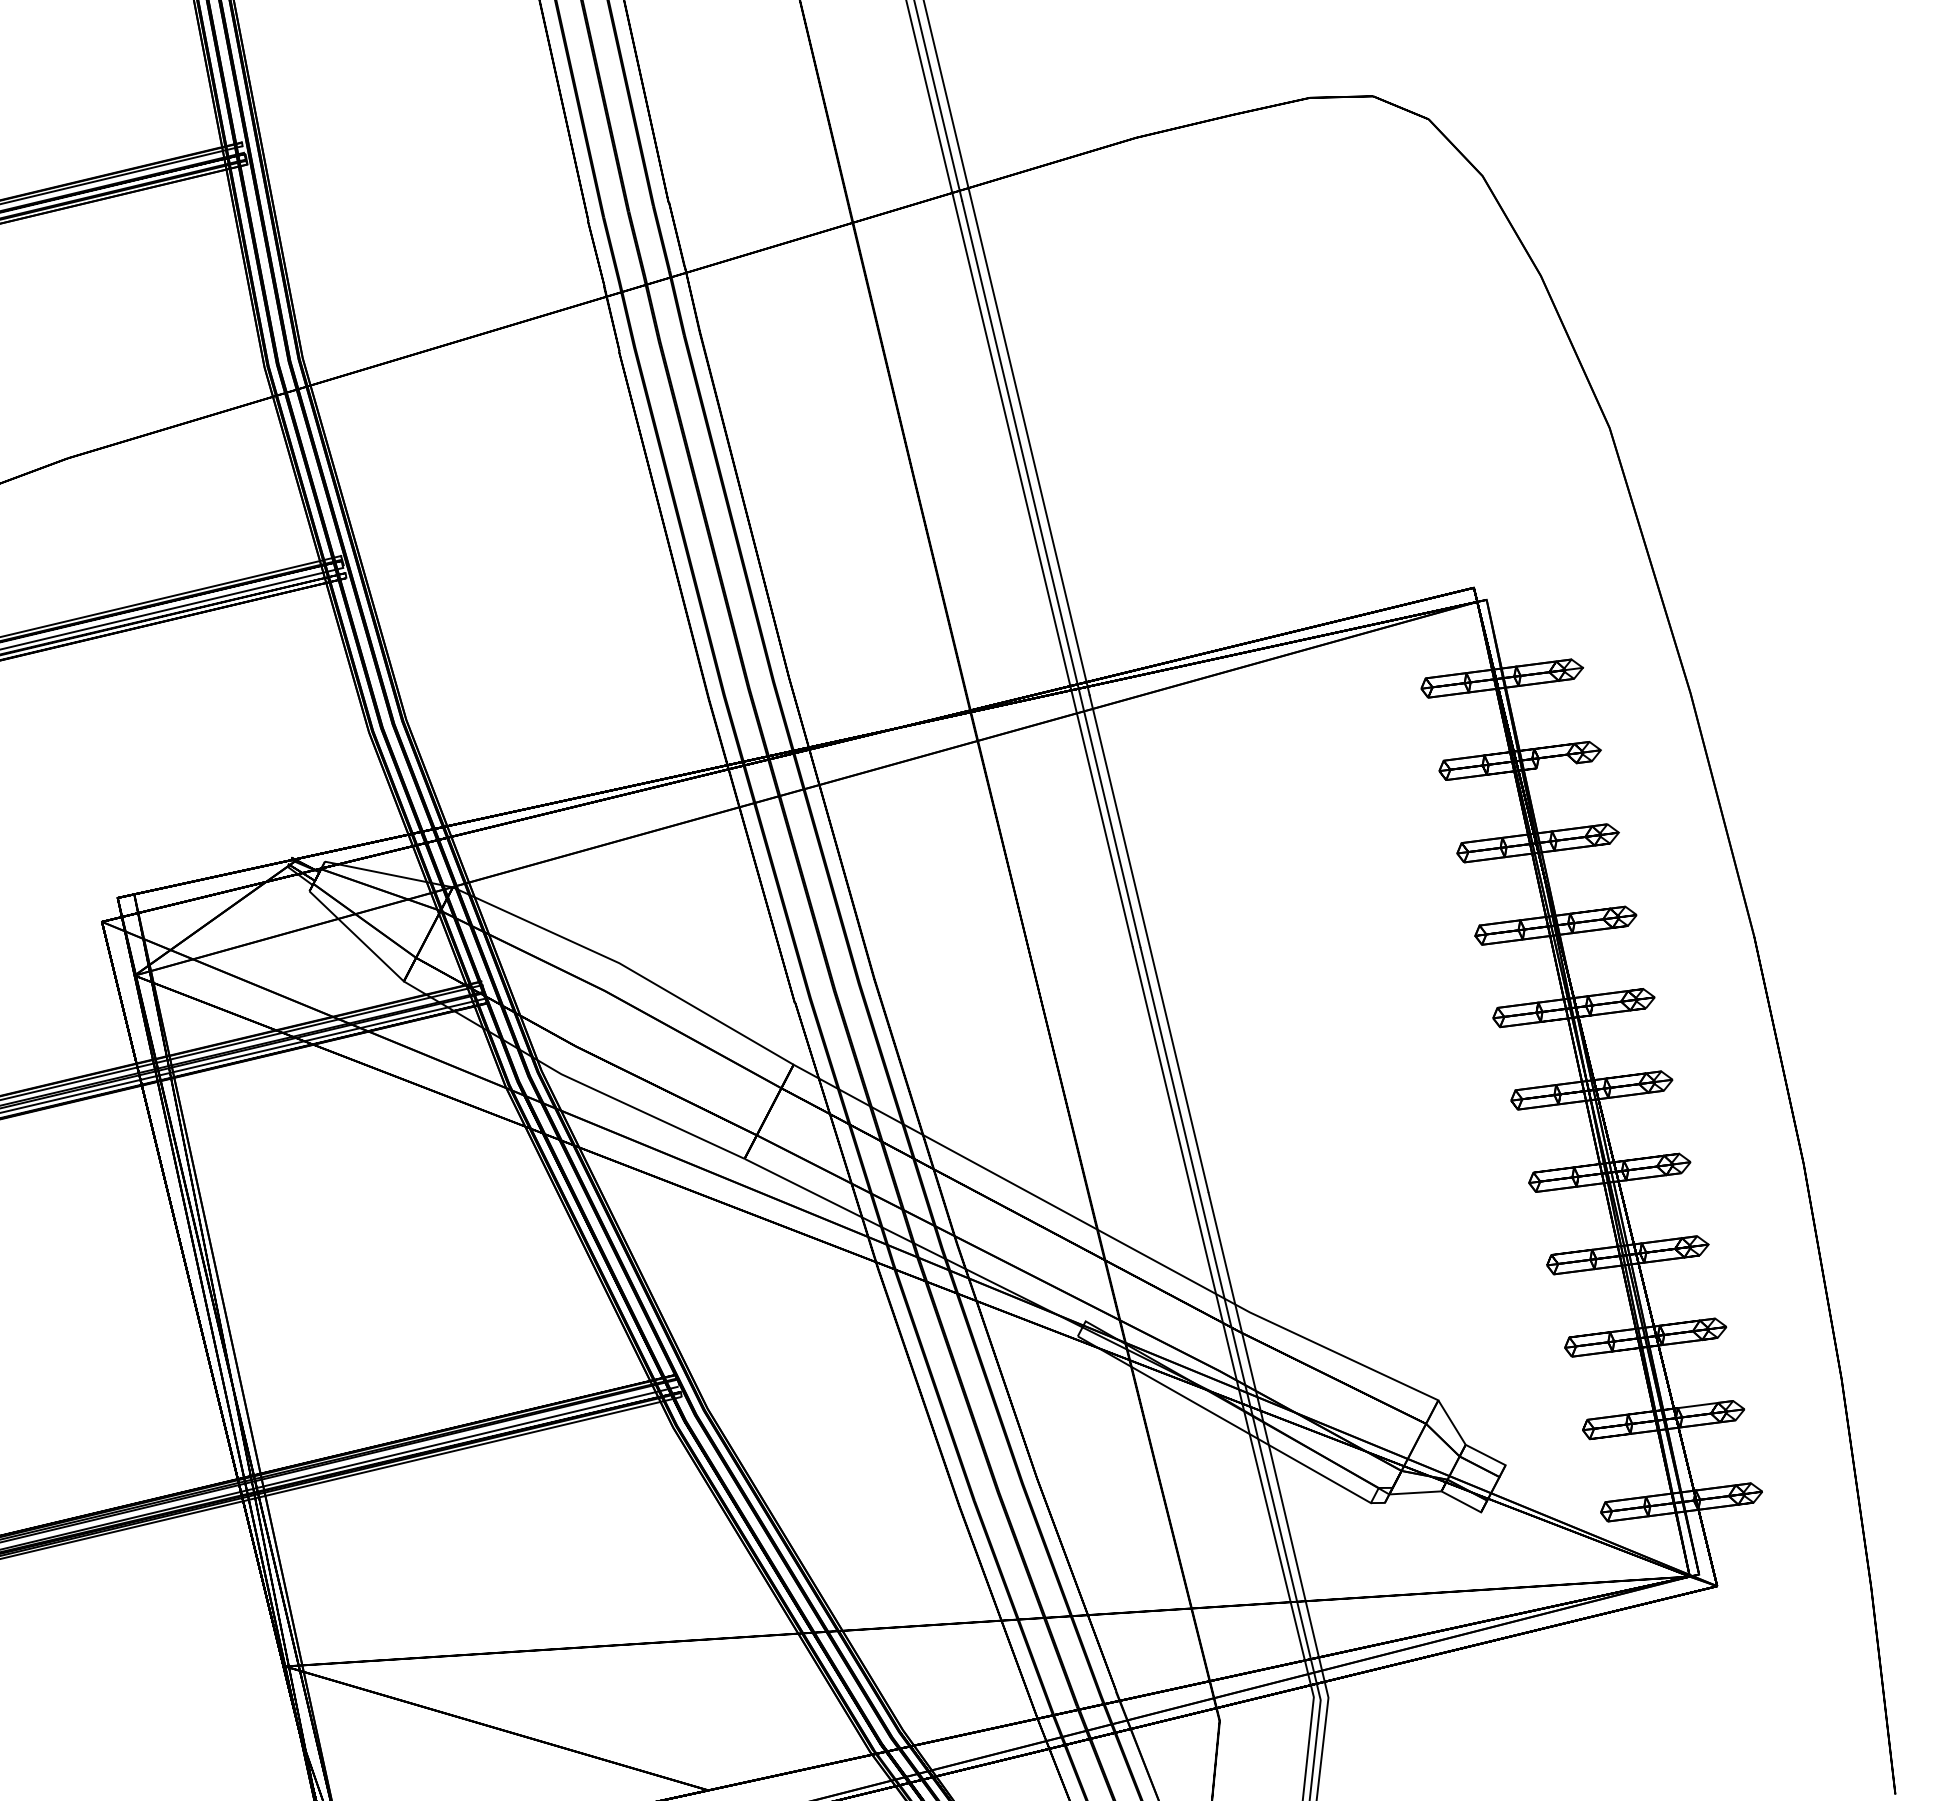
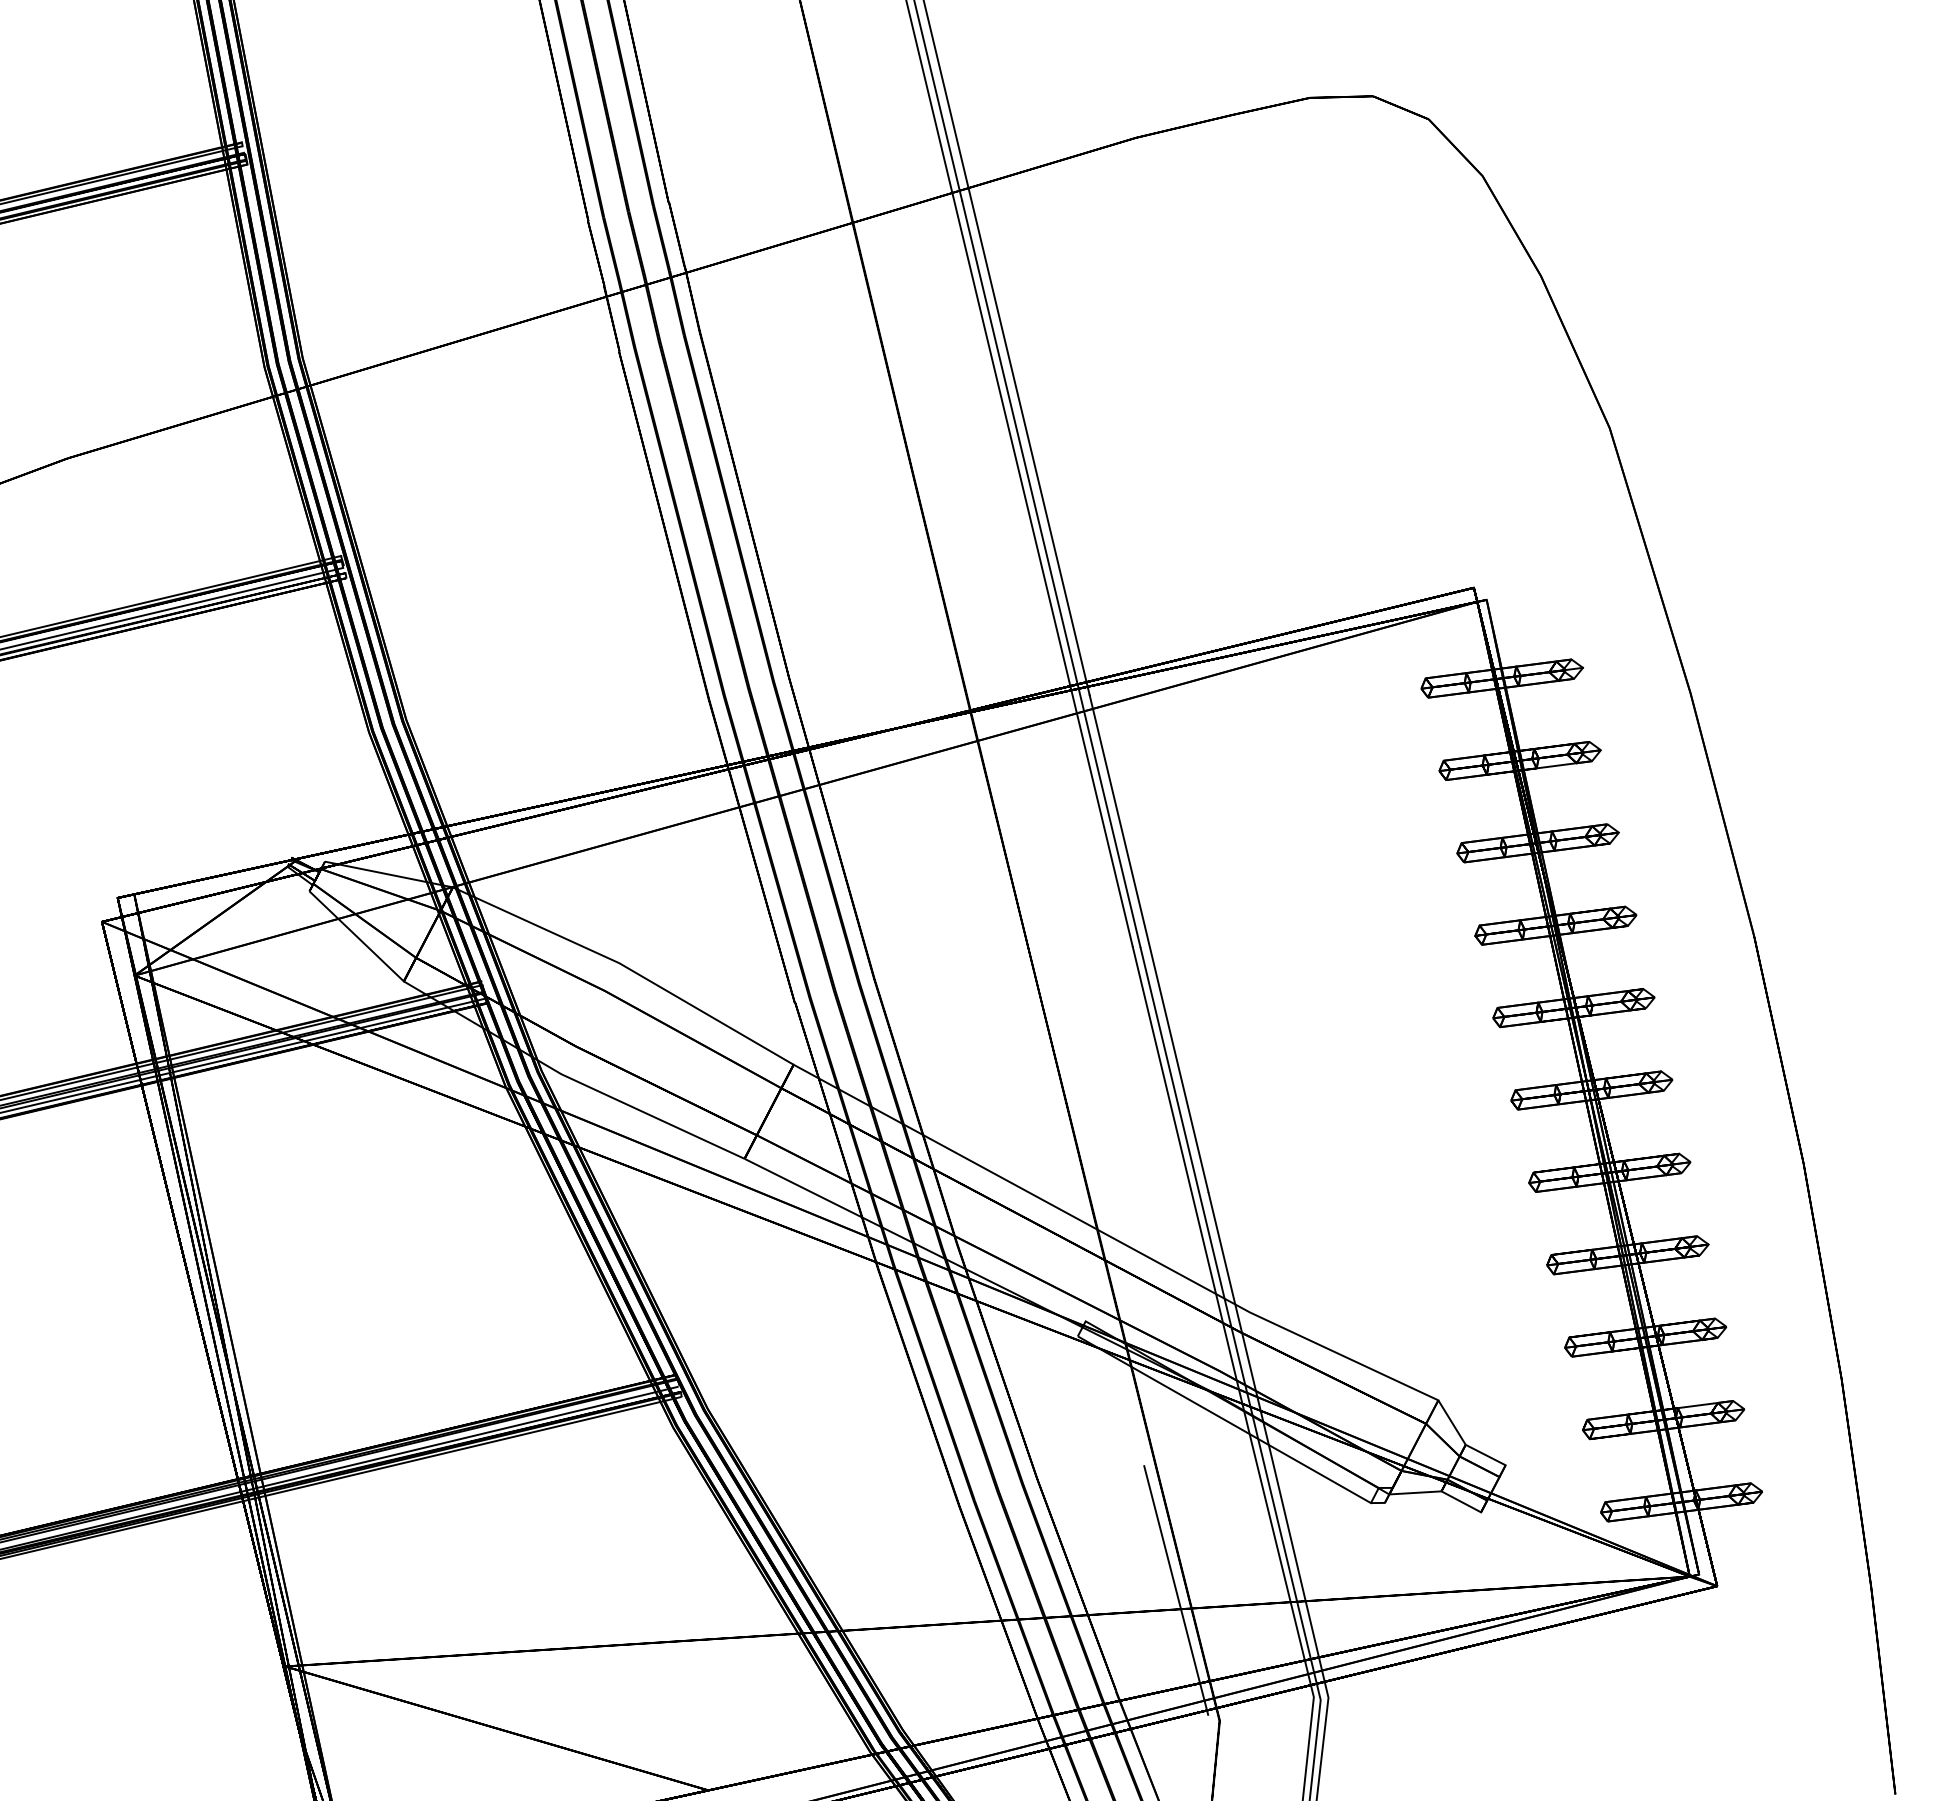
line: none -> present (1556, 765)
line: none -> present (1176, 1590)
